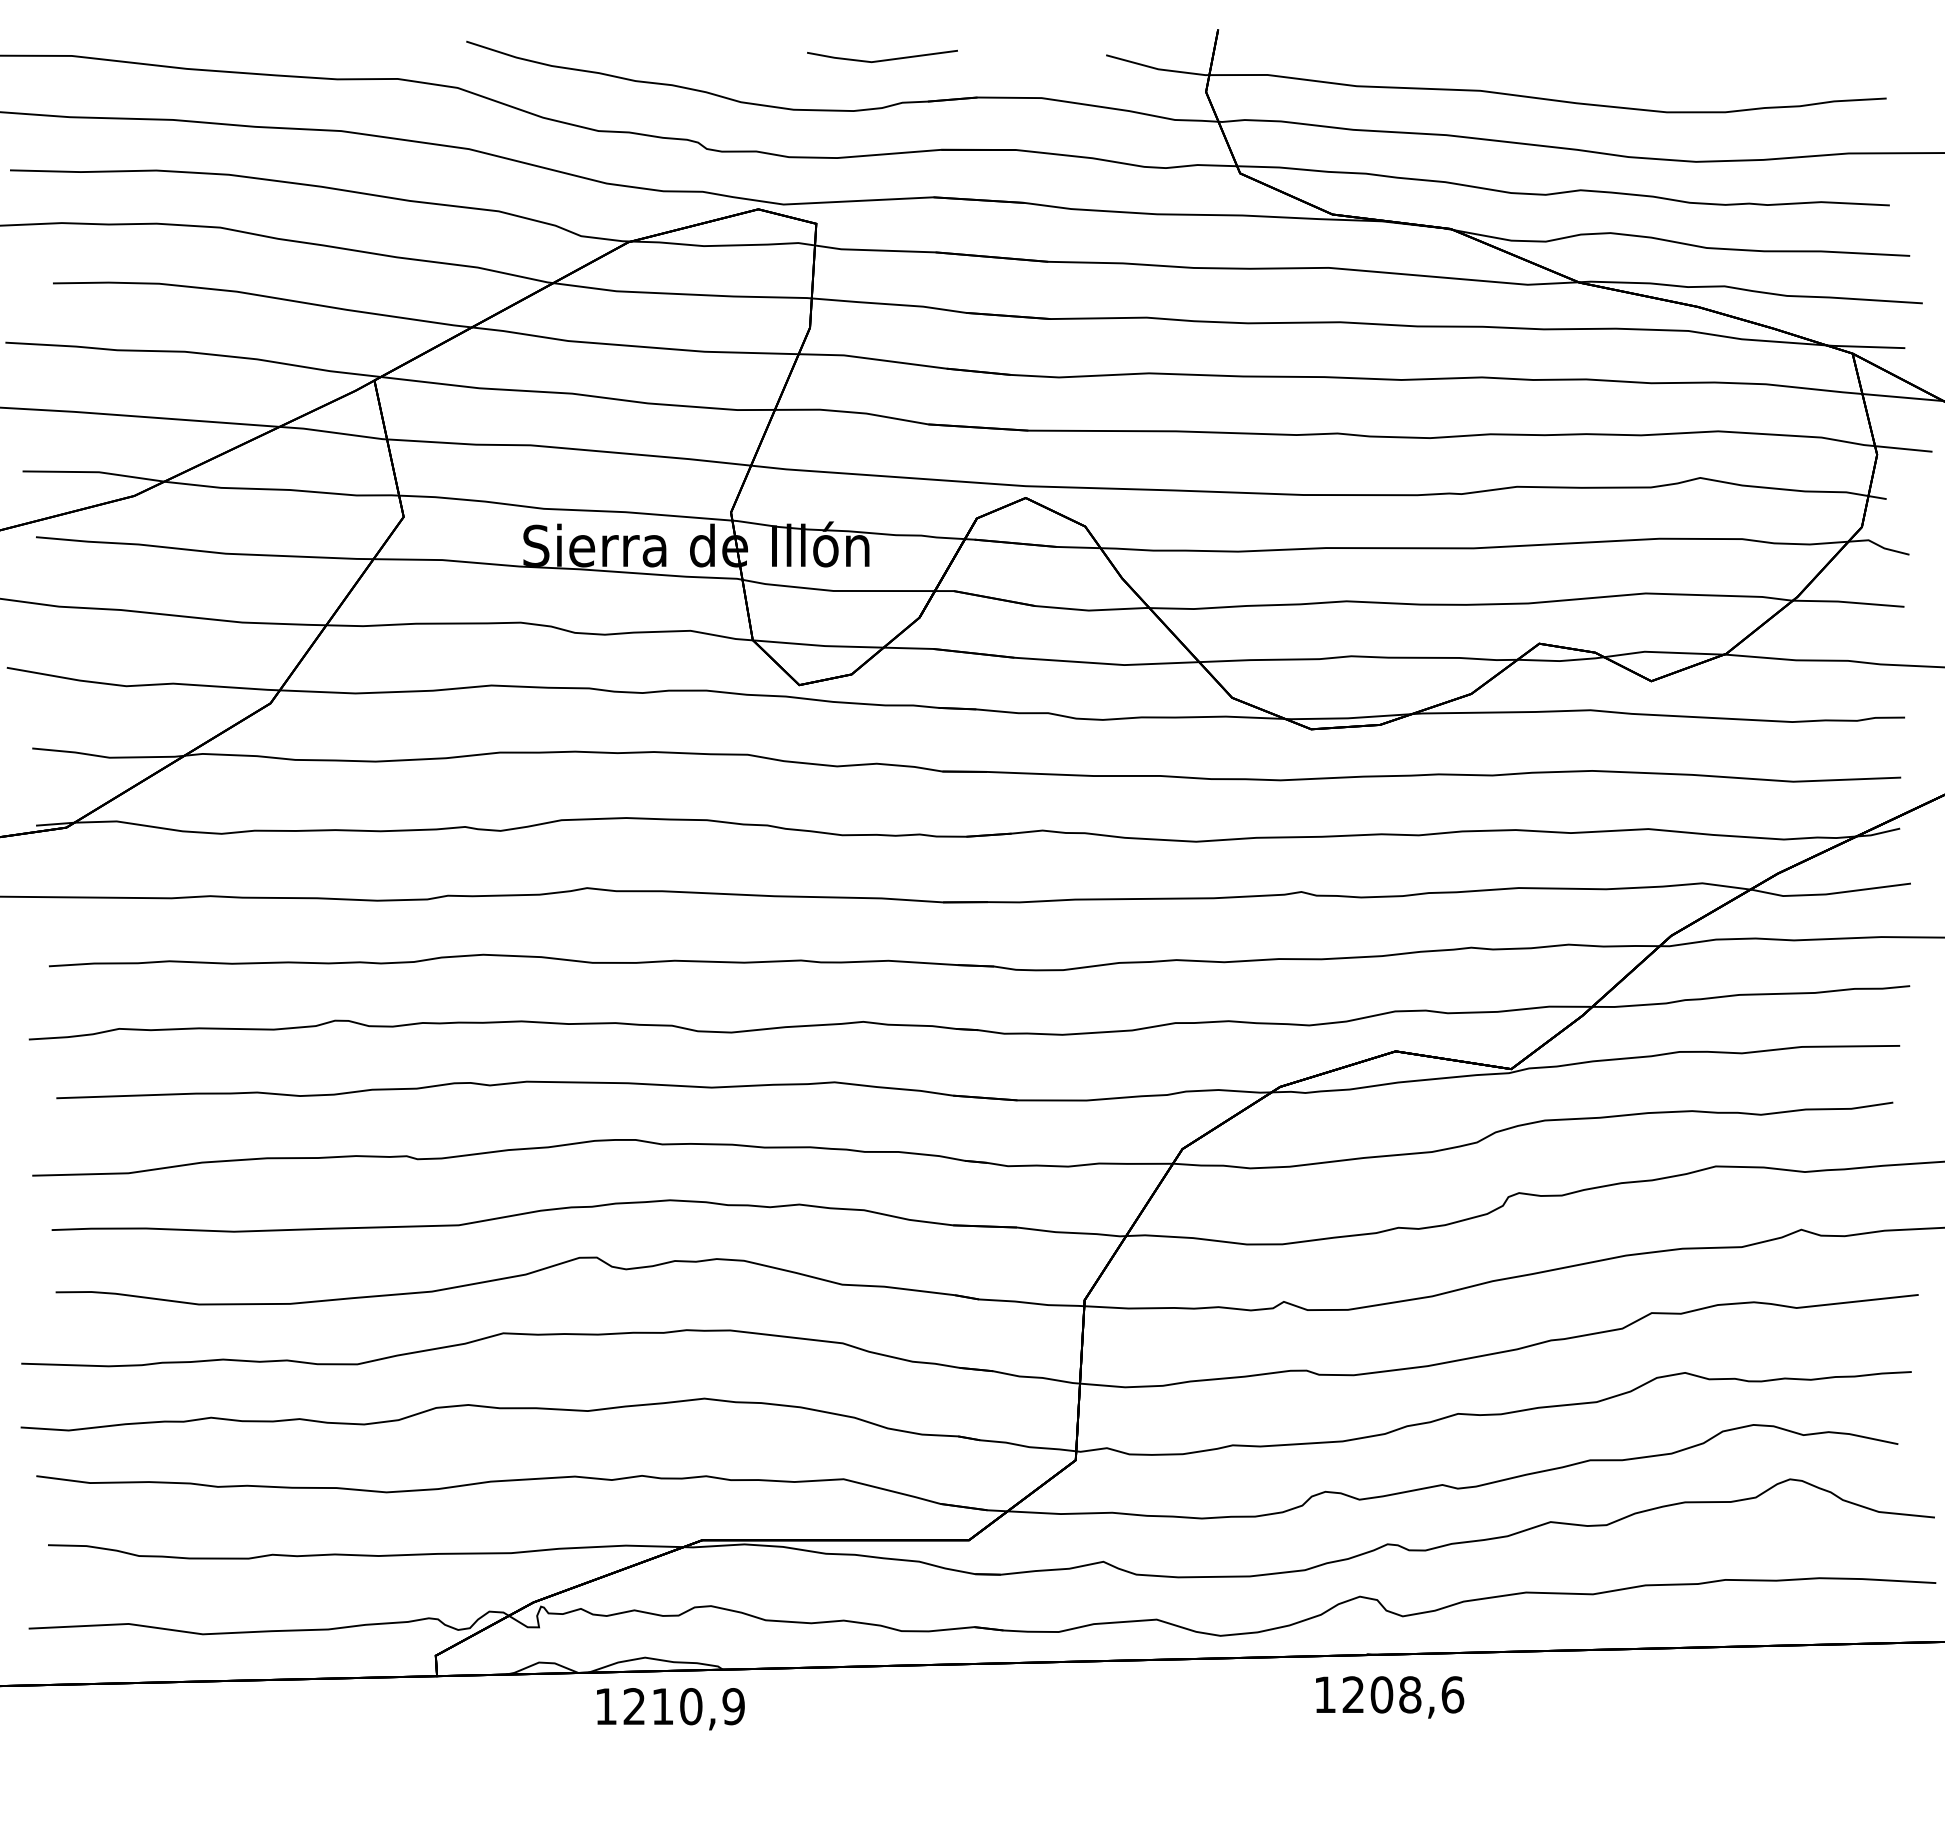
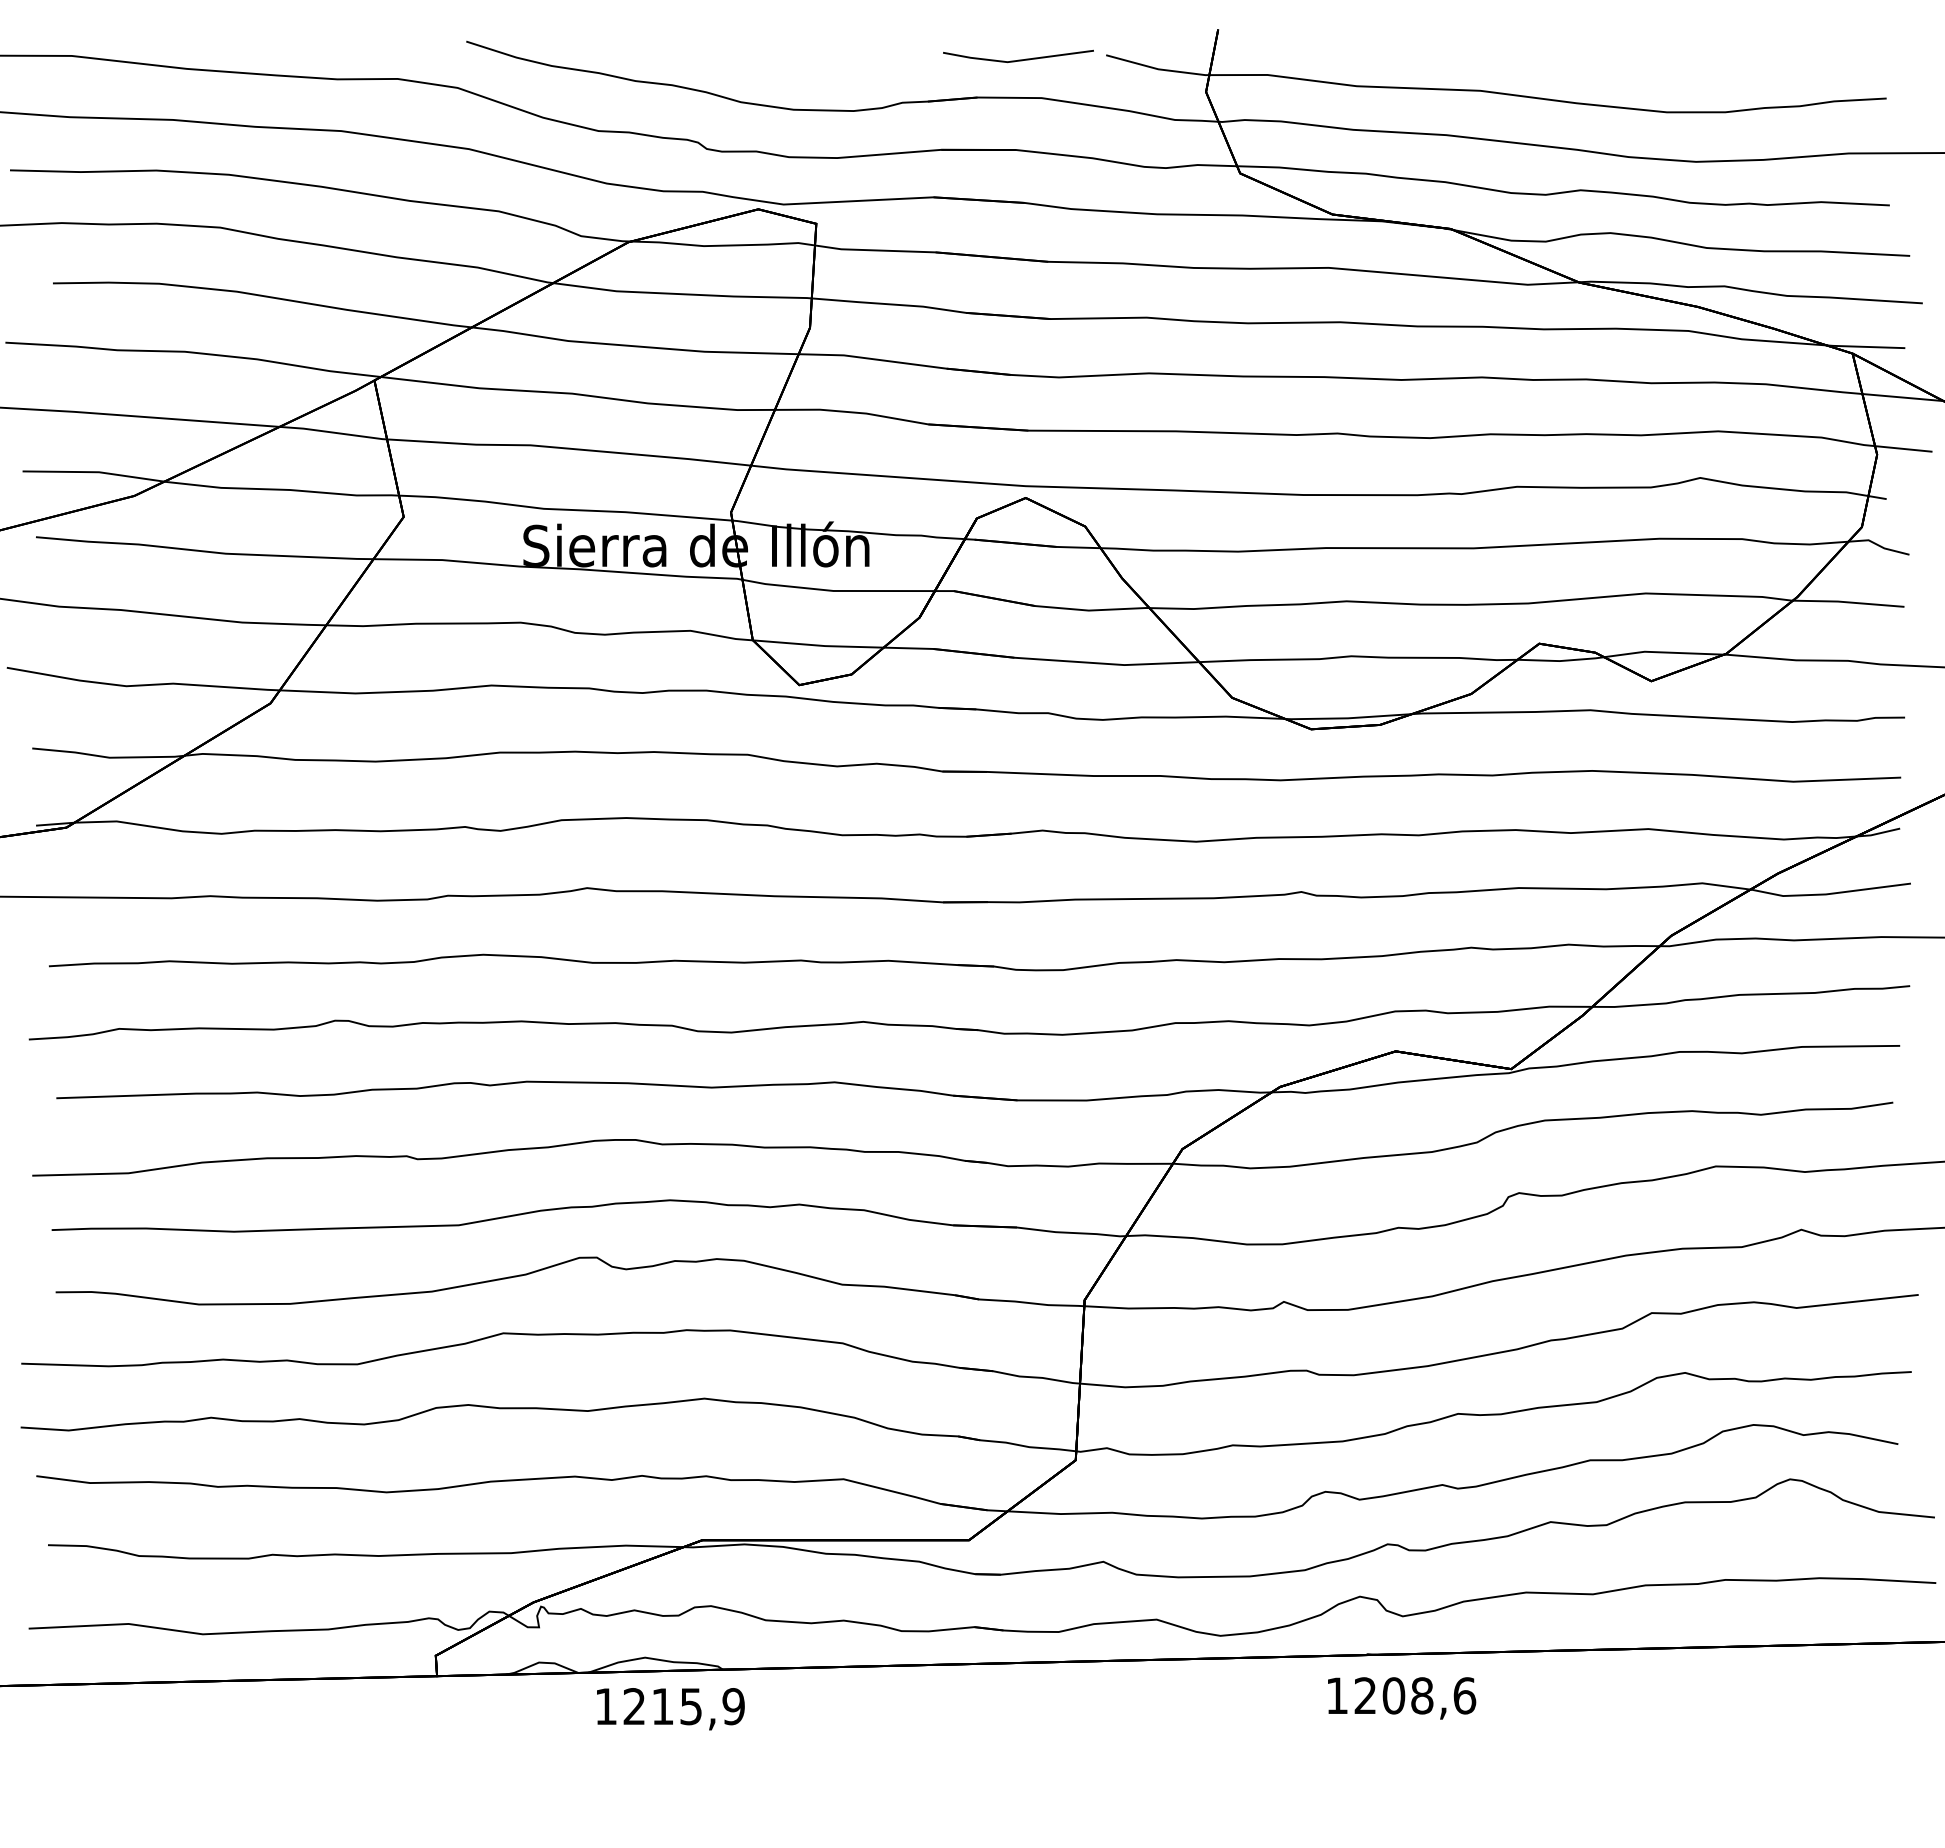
line position: (882, 59) -> (1018, 59) (1018, 59)
text position: (1390, 1697) -> (1402, 1698) (1402, 1698)
text: 1210,9 -> 1215,9 (691, 1706)
